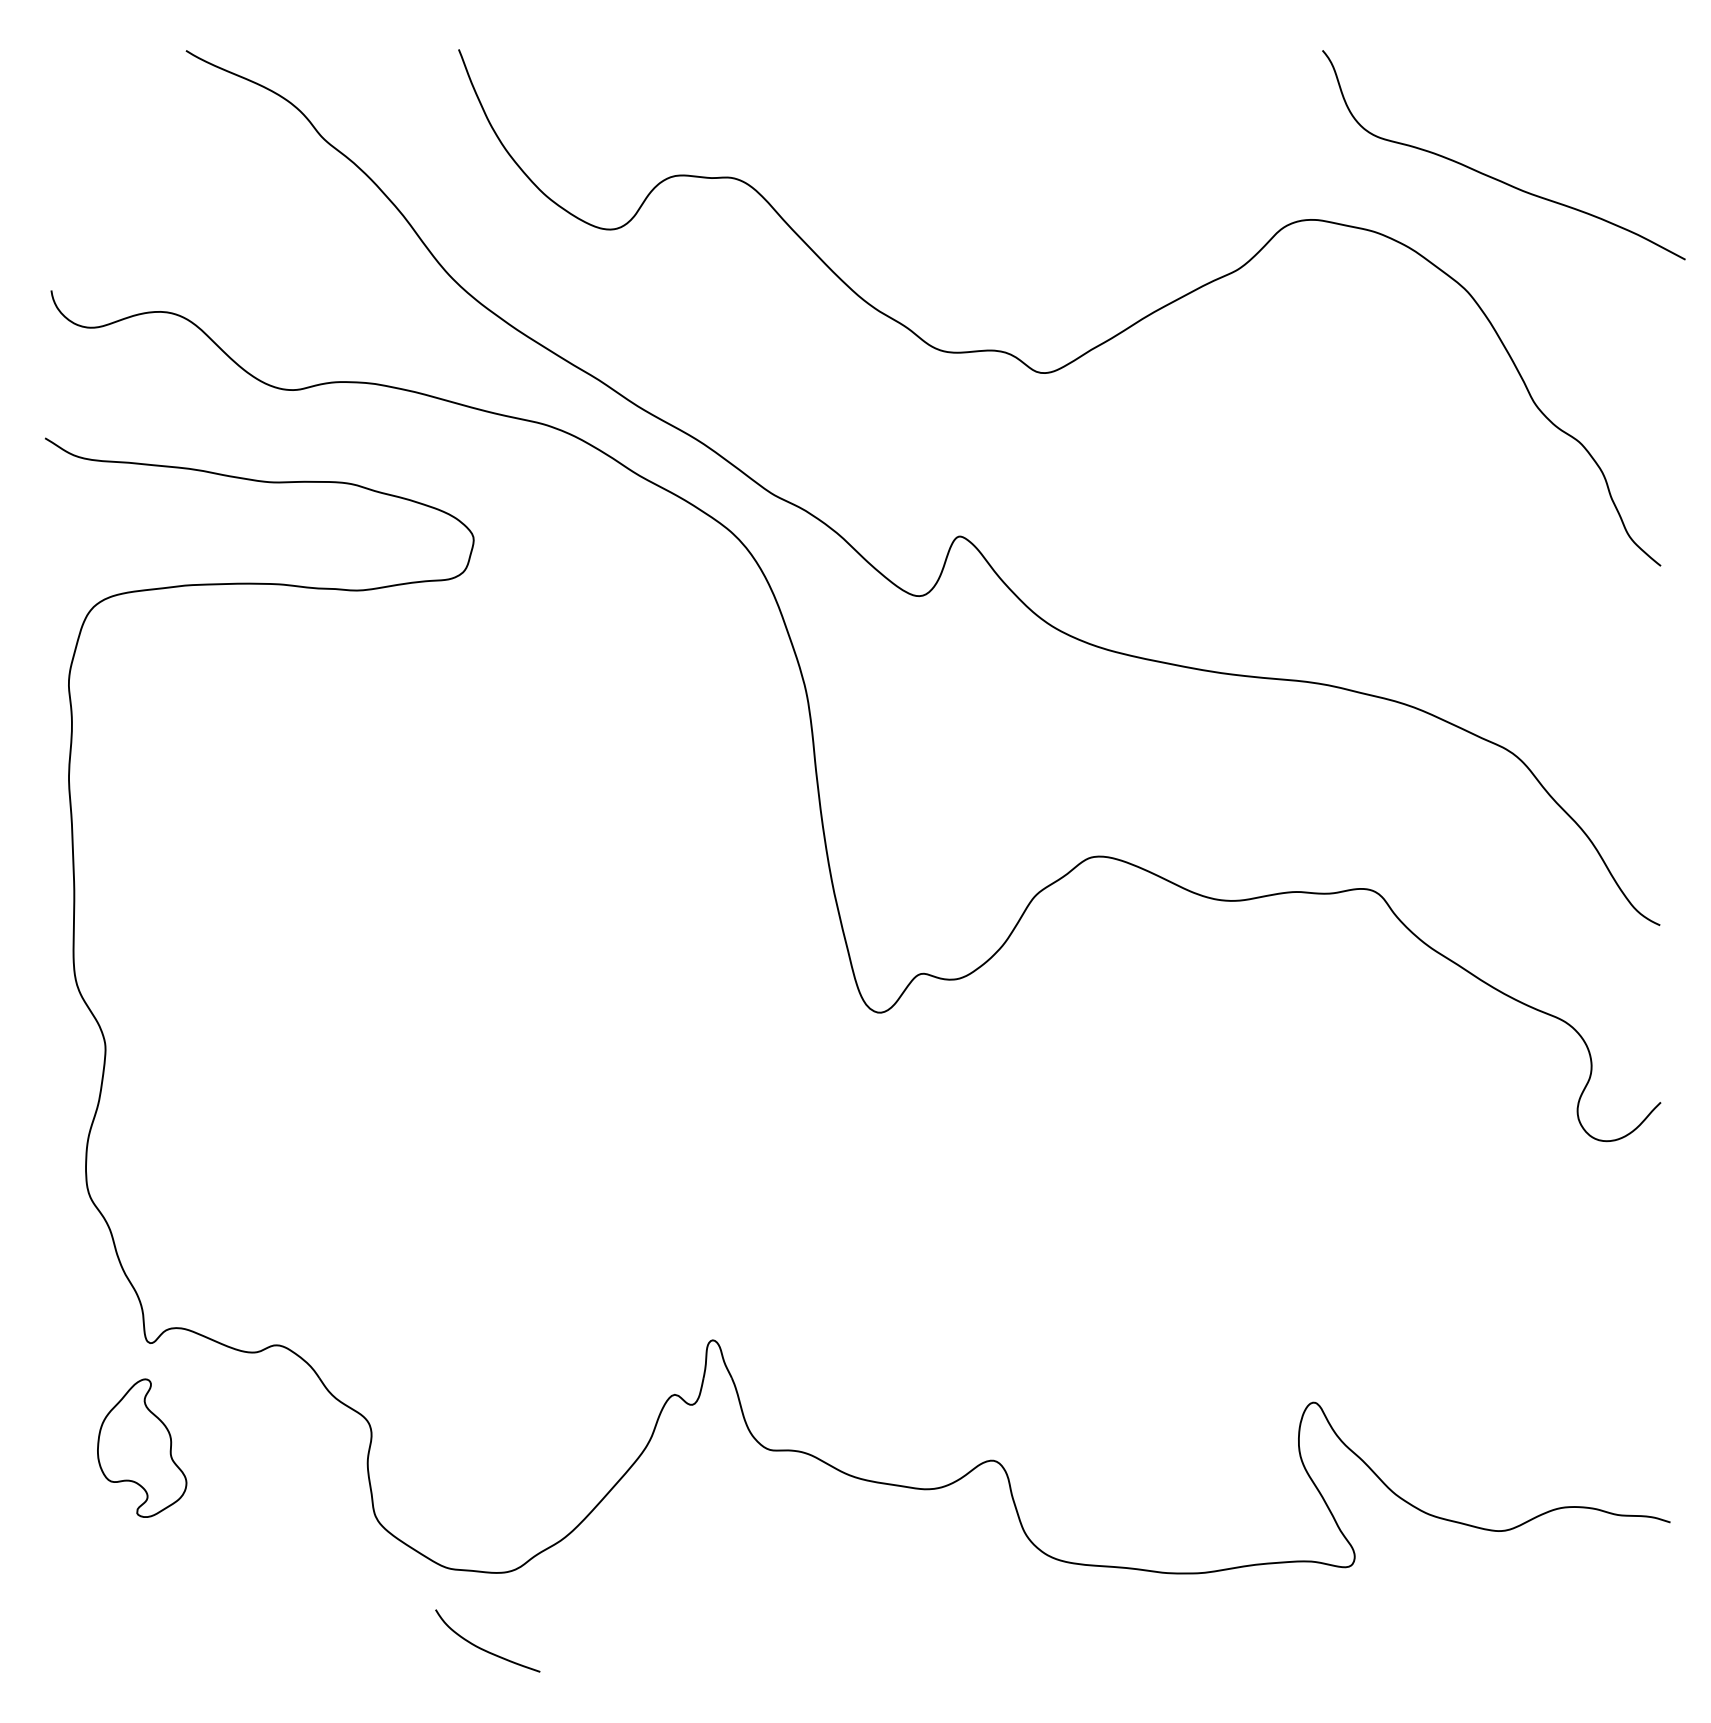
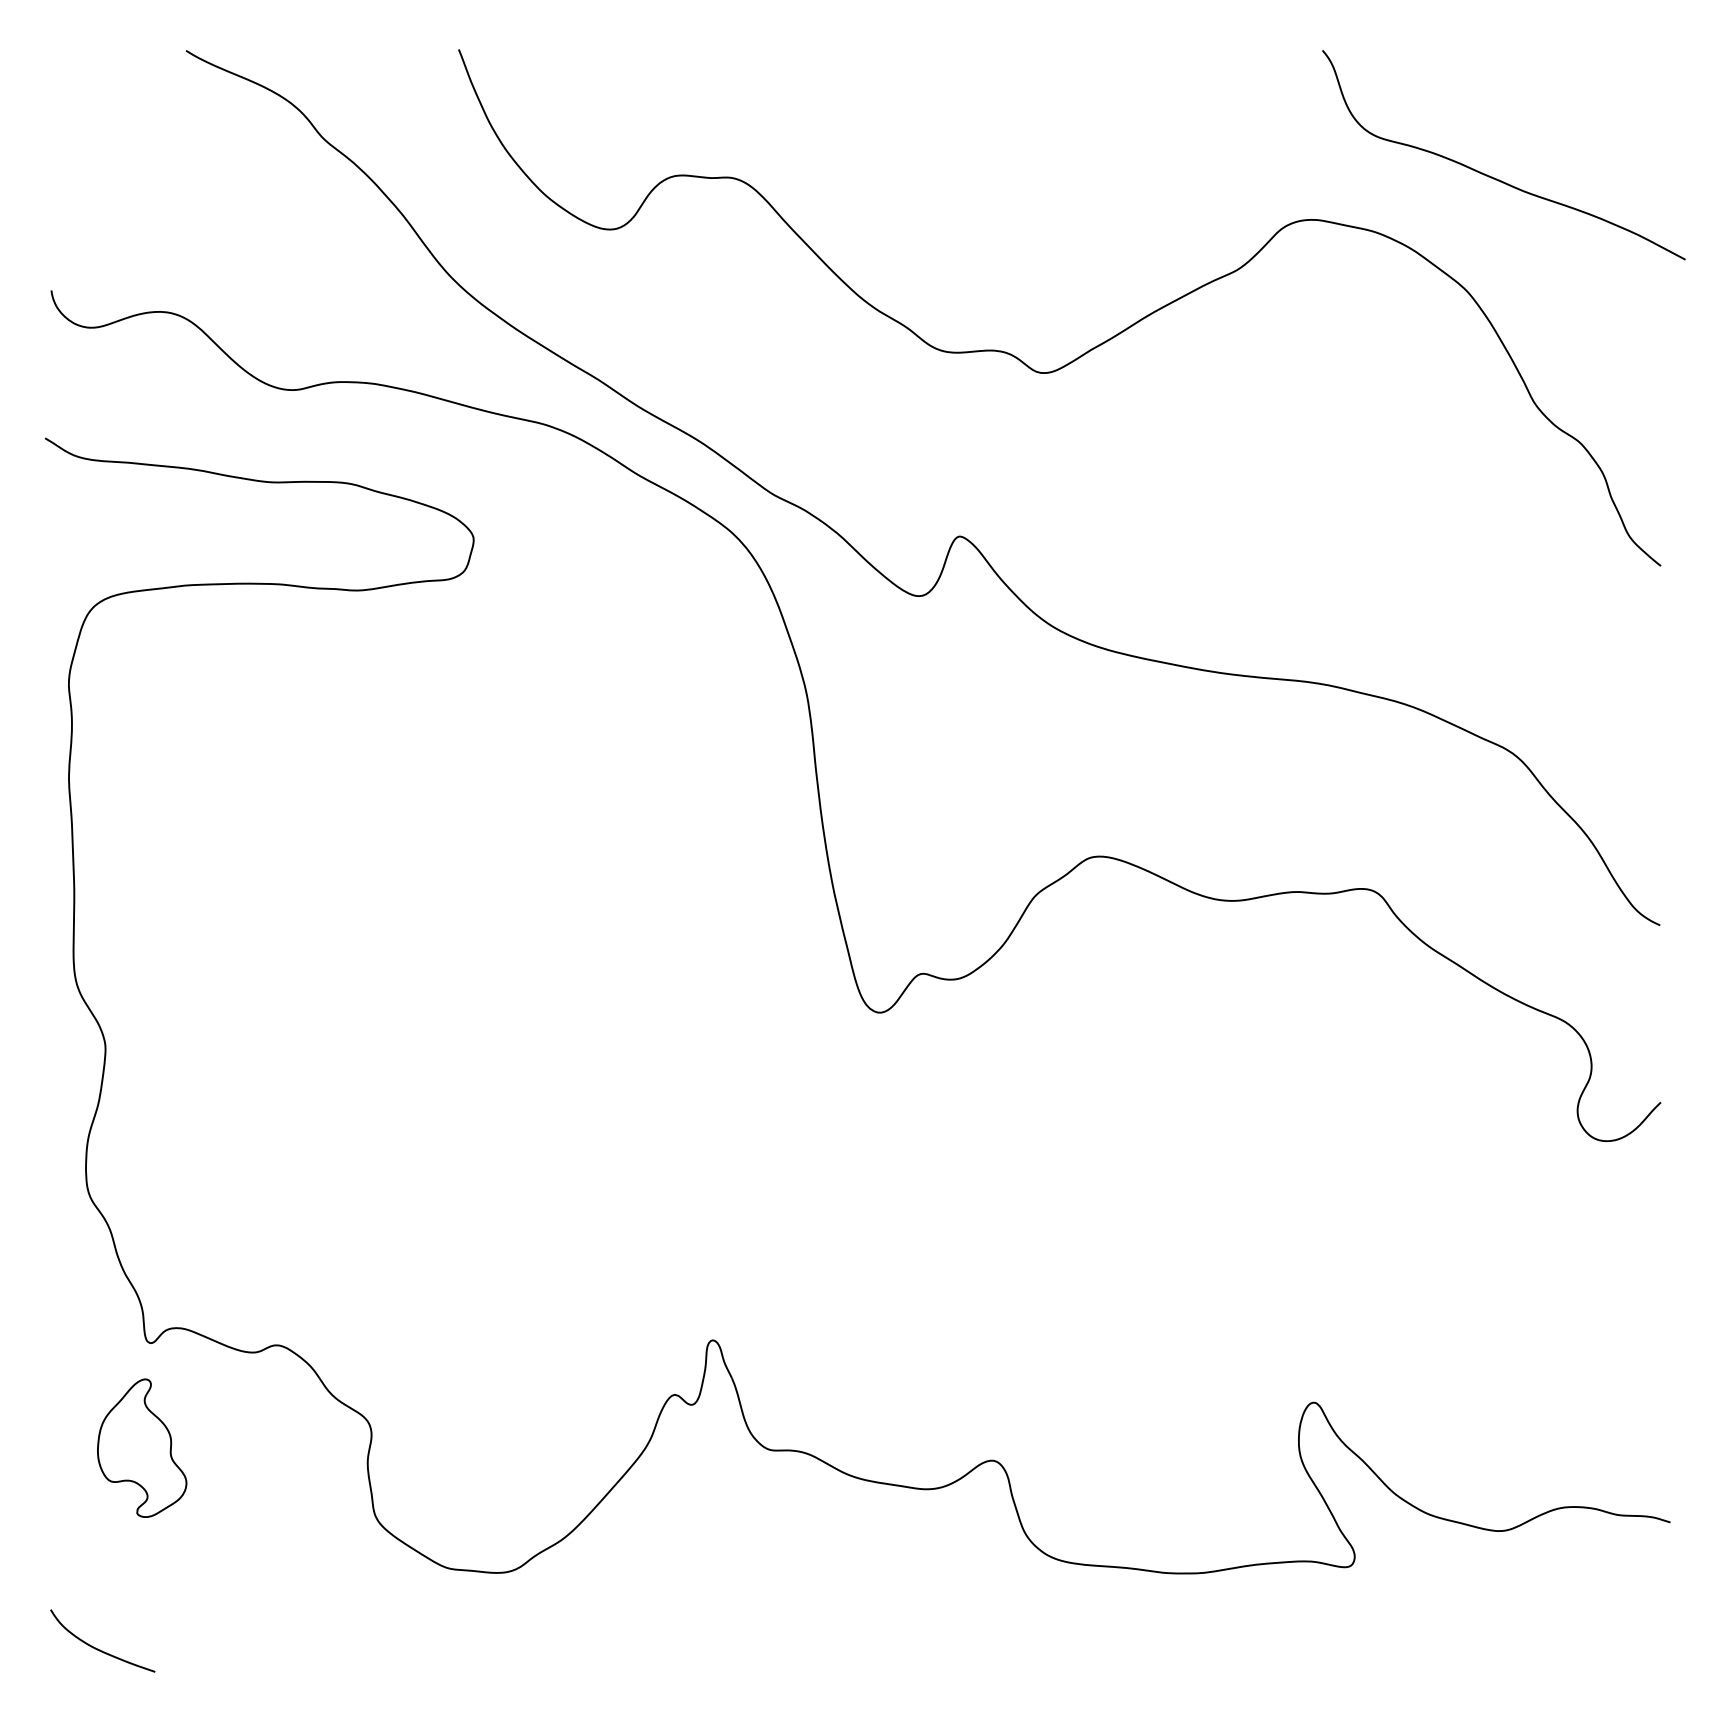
curve position: (483, 1648) -> (98, 1648) (98, 1648)
